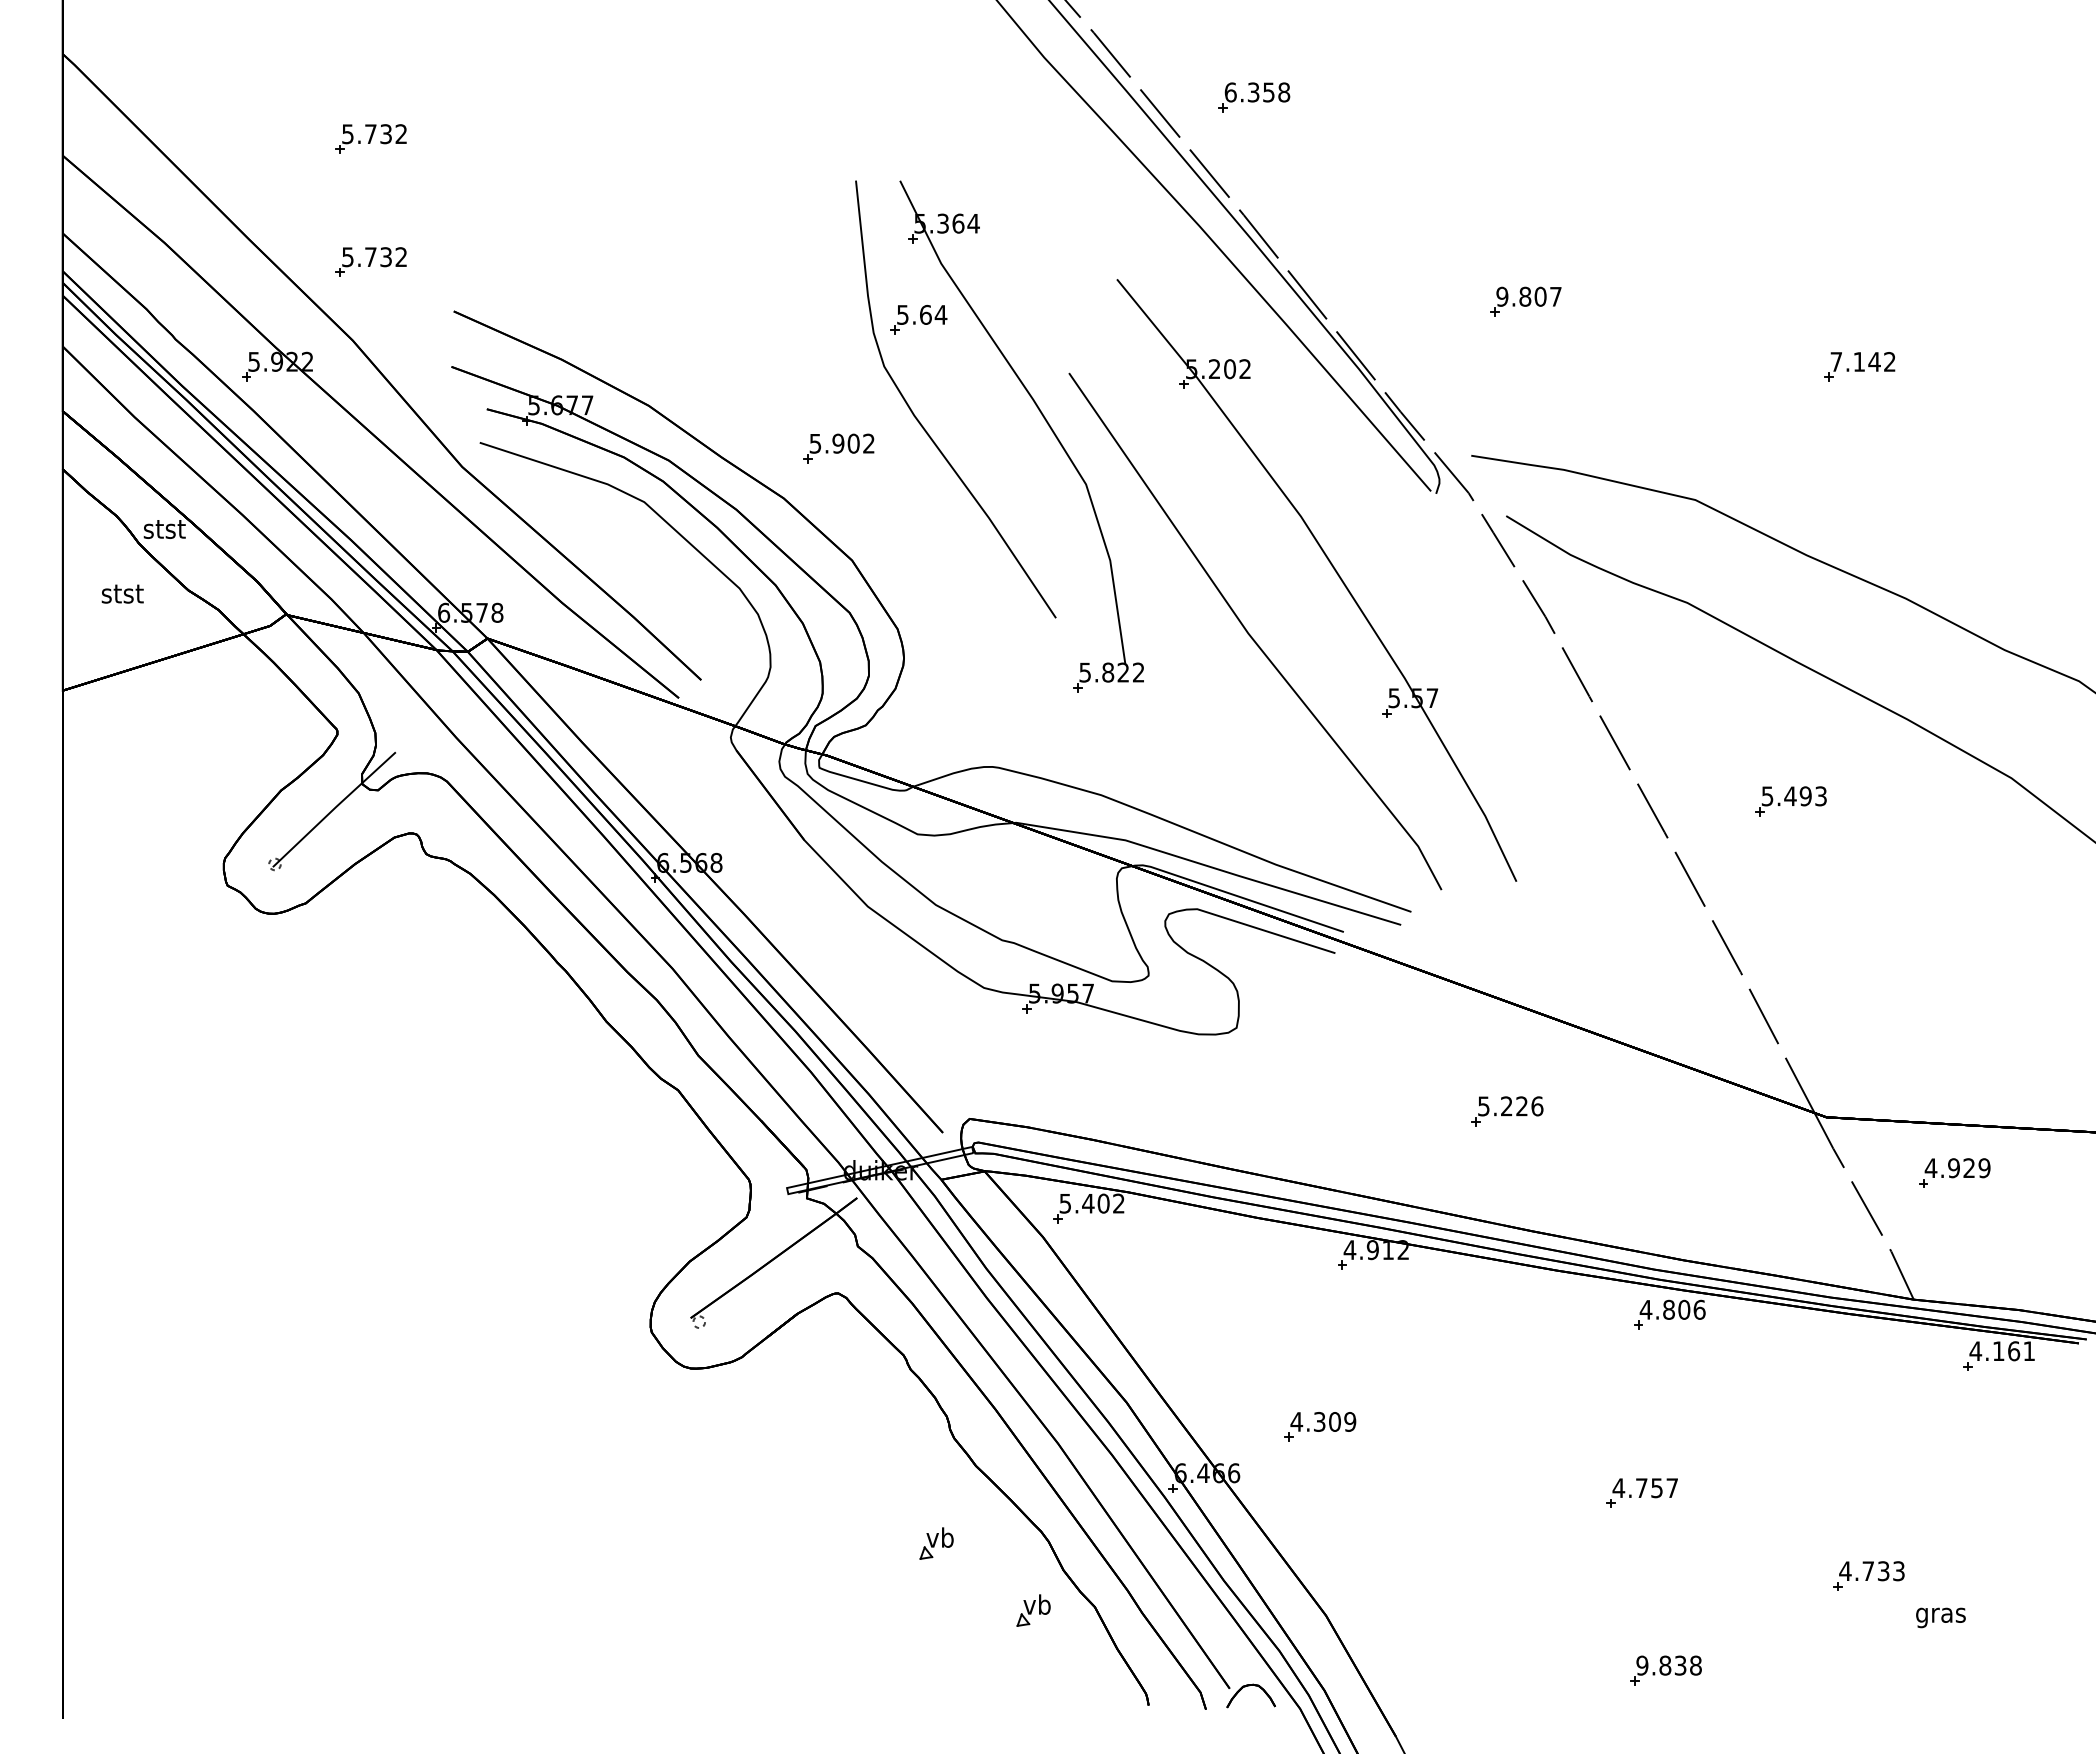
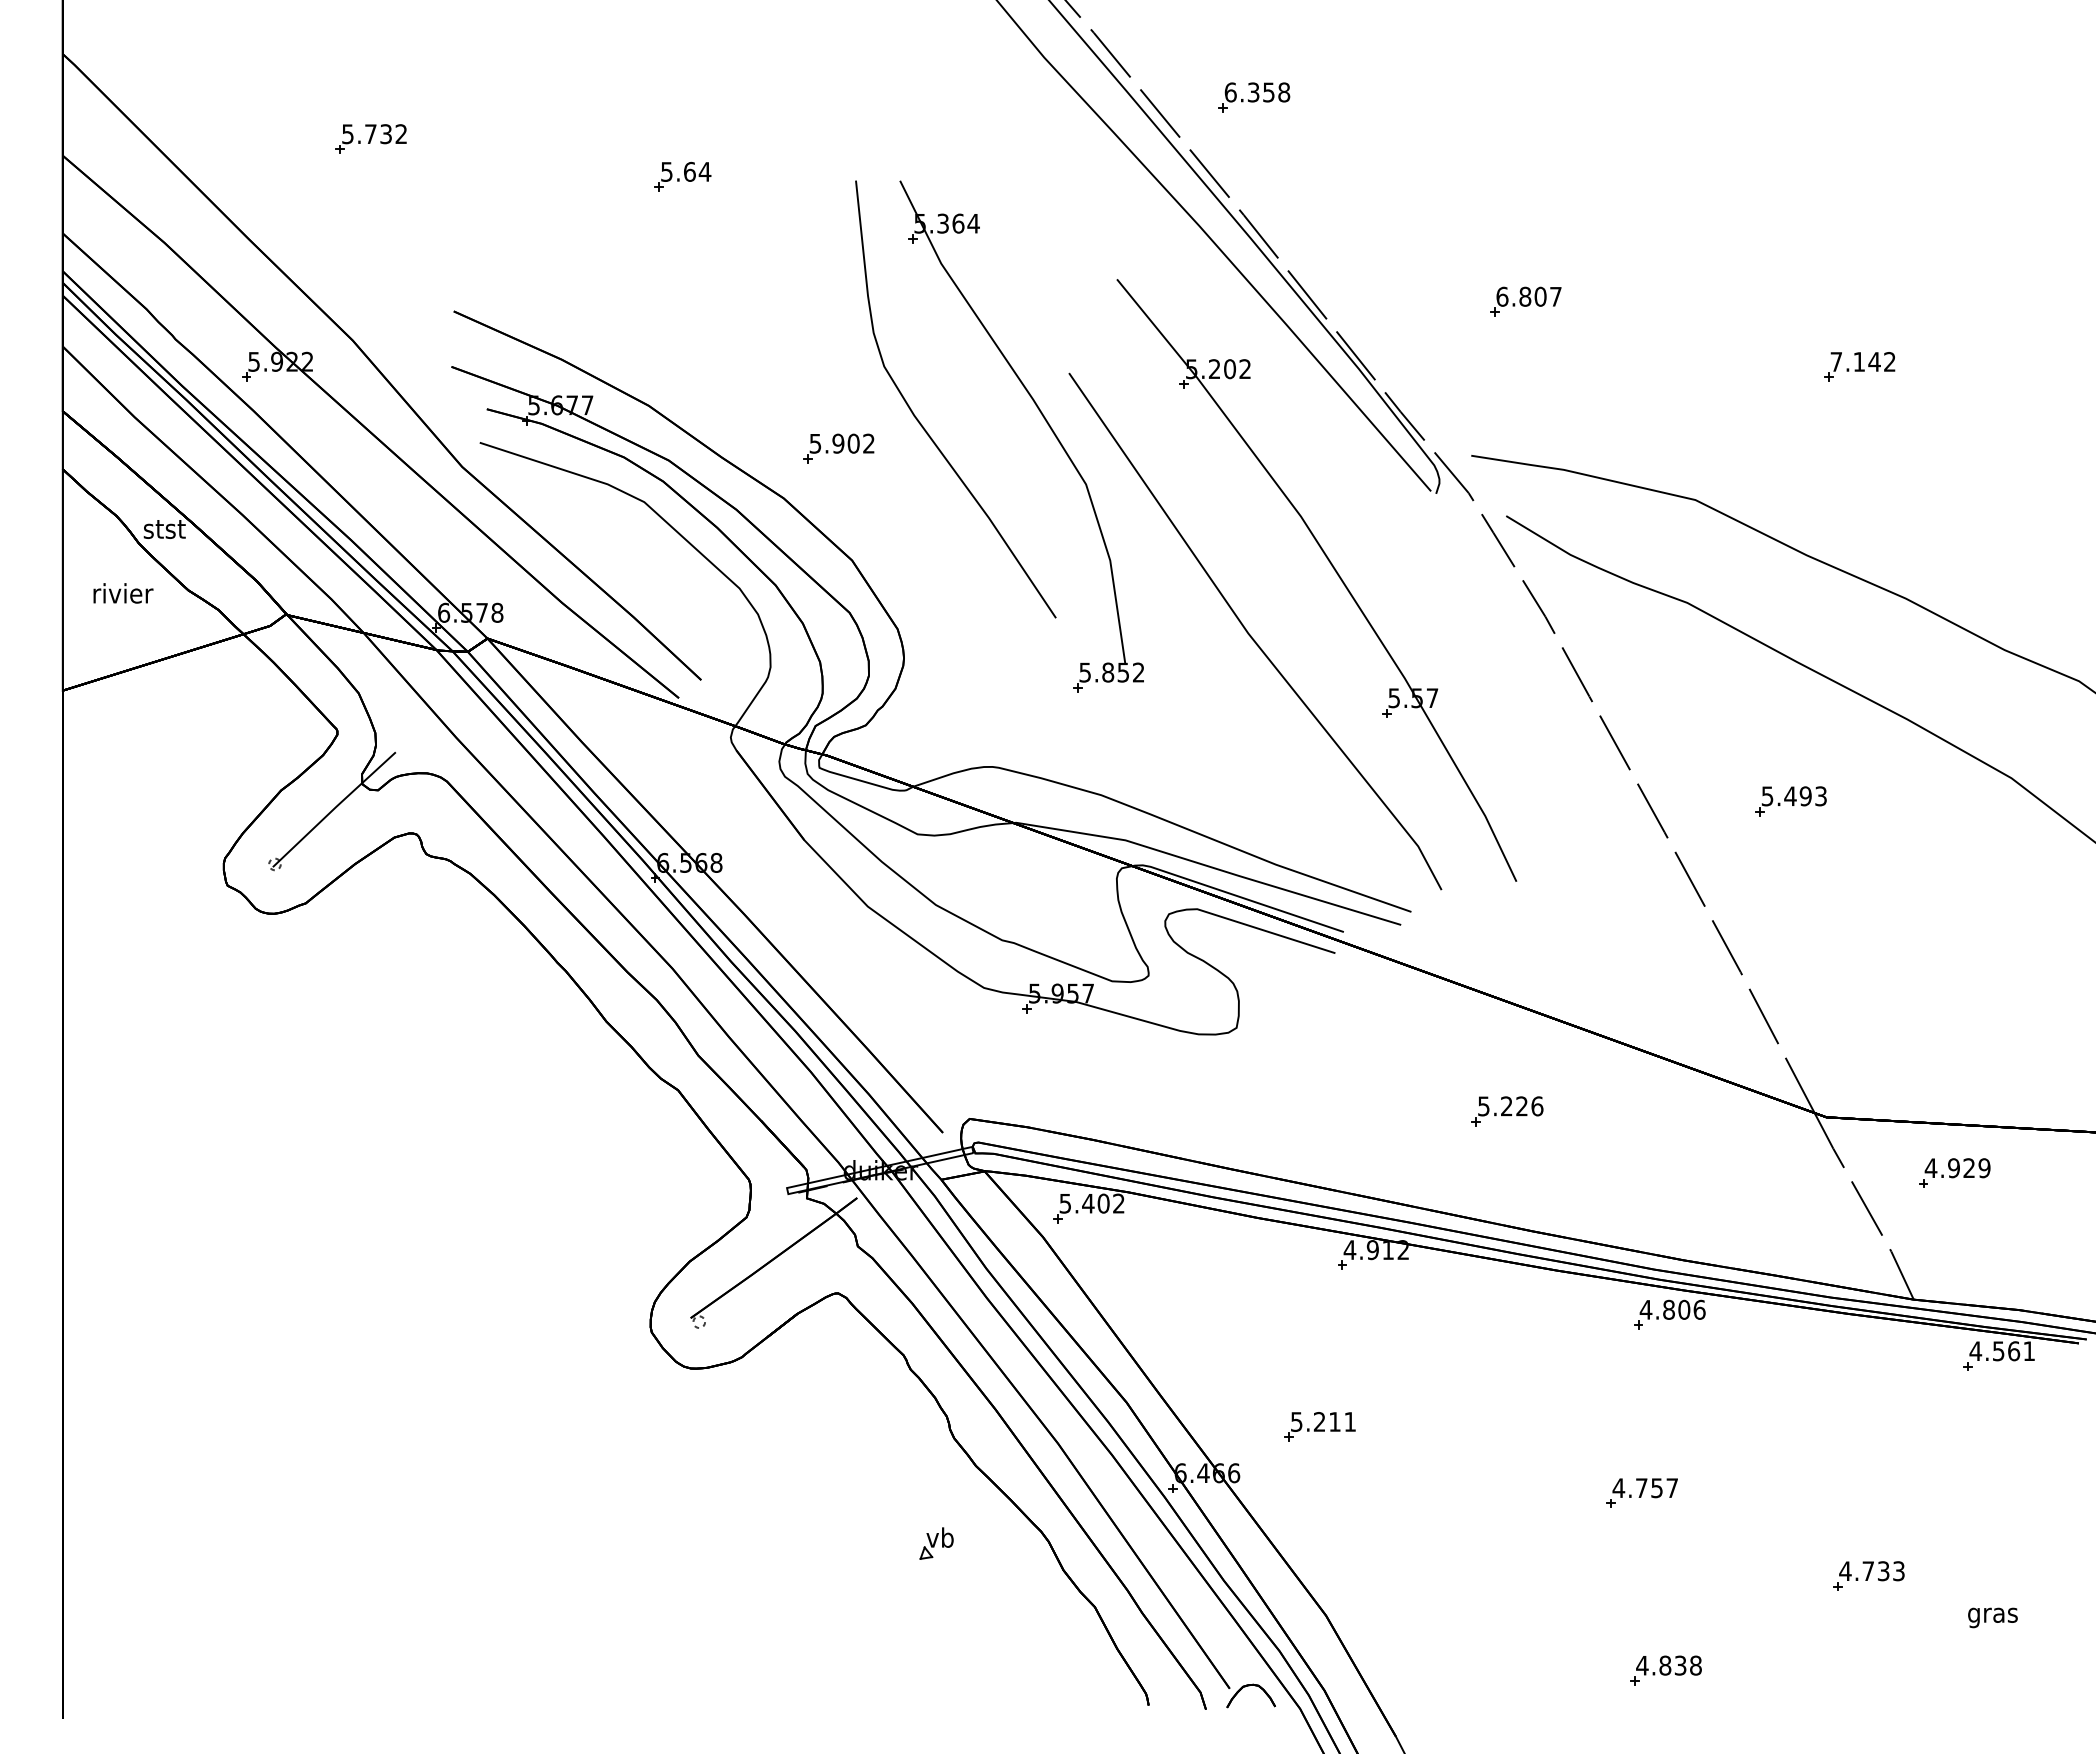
part: present -> none (370, 261)
text: 9.807 -> 6.807 (1502, 296)
part position: (918, 319) -> (682, 176) (682, 176)
text: stst -> rivier (123, 593)
text: 5.822 -> 5.852 (1122, 672)
text: 4.161 -> 4.561 (1998, 1351)
text: 4.309 -> 5.211 (1323, 1421)
part: present -> none (1033, 1610)
text position: (1940, 1617) -> (1992, 1617) (1992, 1617)
text: 9.838 -> 4.838 (1642, 1665)
